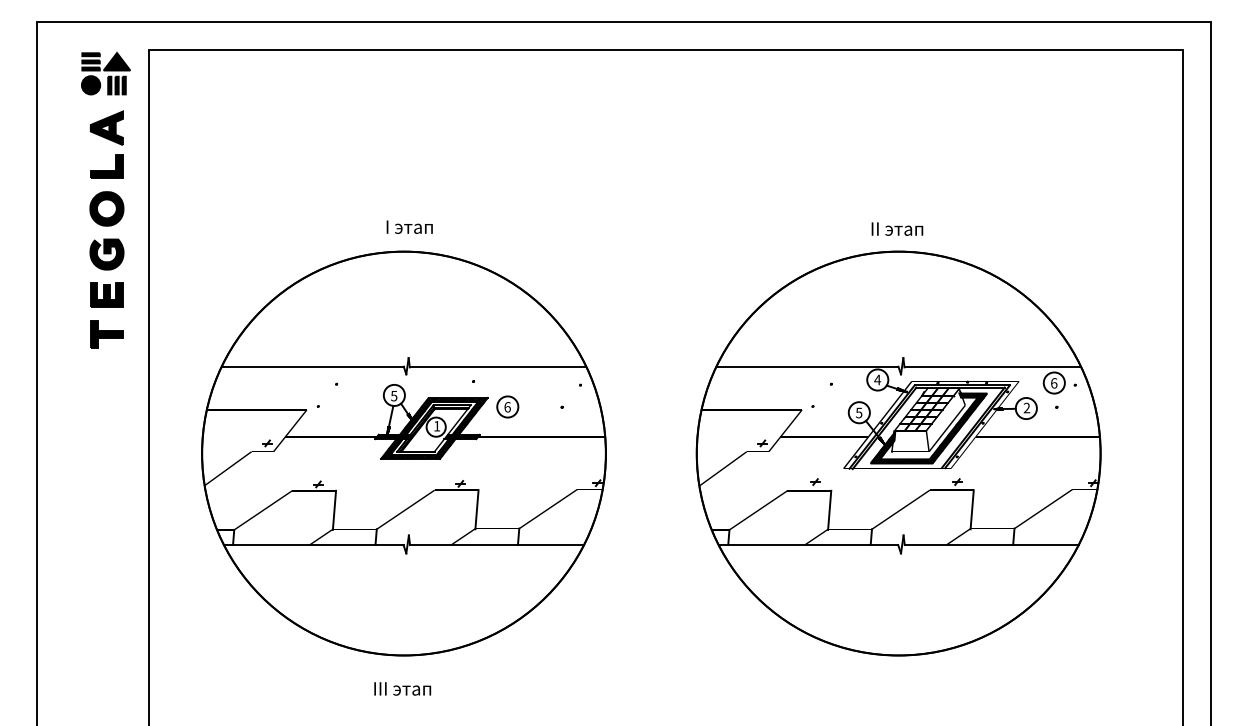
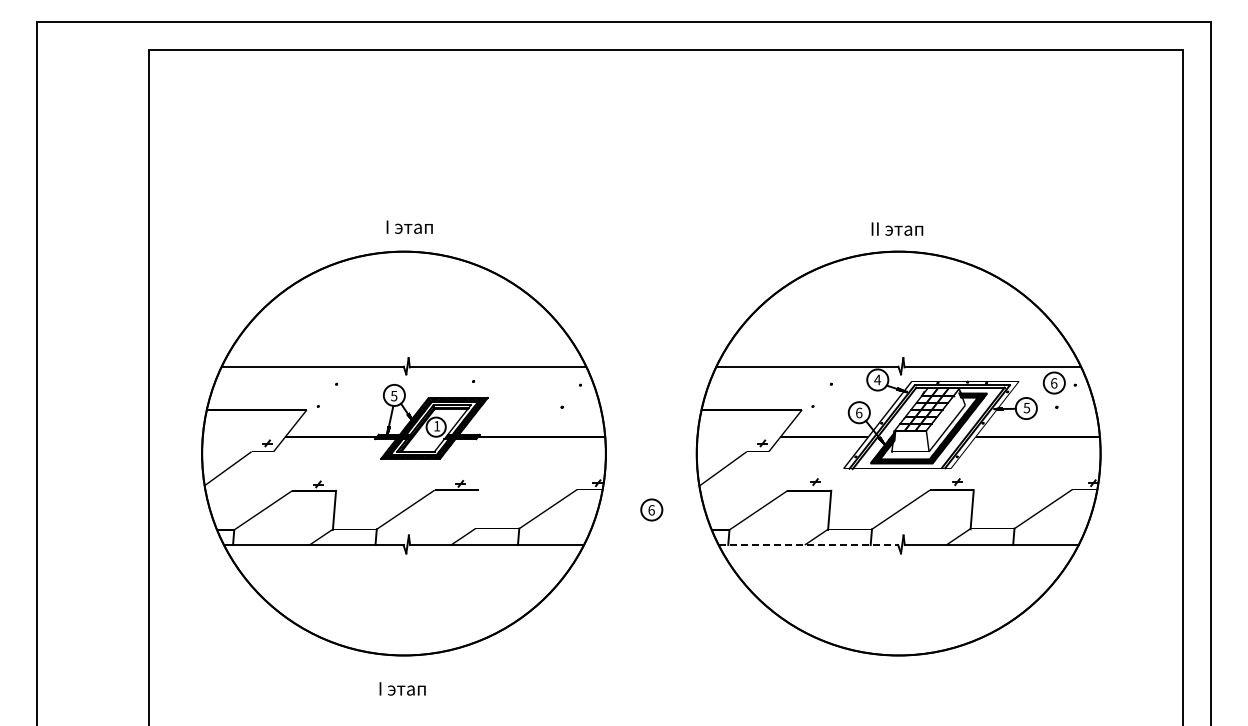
part: present -> none (105, 199)
part position: (507, 406) -> (651, 509) (651, 509)
text: 2 -> 5 (1026, 407)
text: 5 -> 6 (859, 412)
line: present -> none (476, 509)
line: solid -> dashed (808, 545)
text: III этап -> I этап (402, 688)
